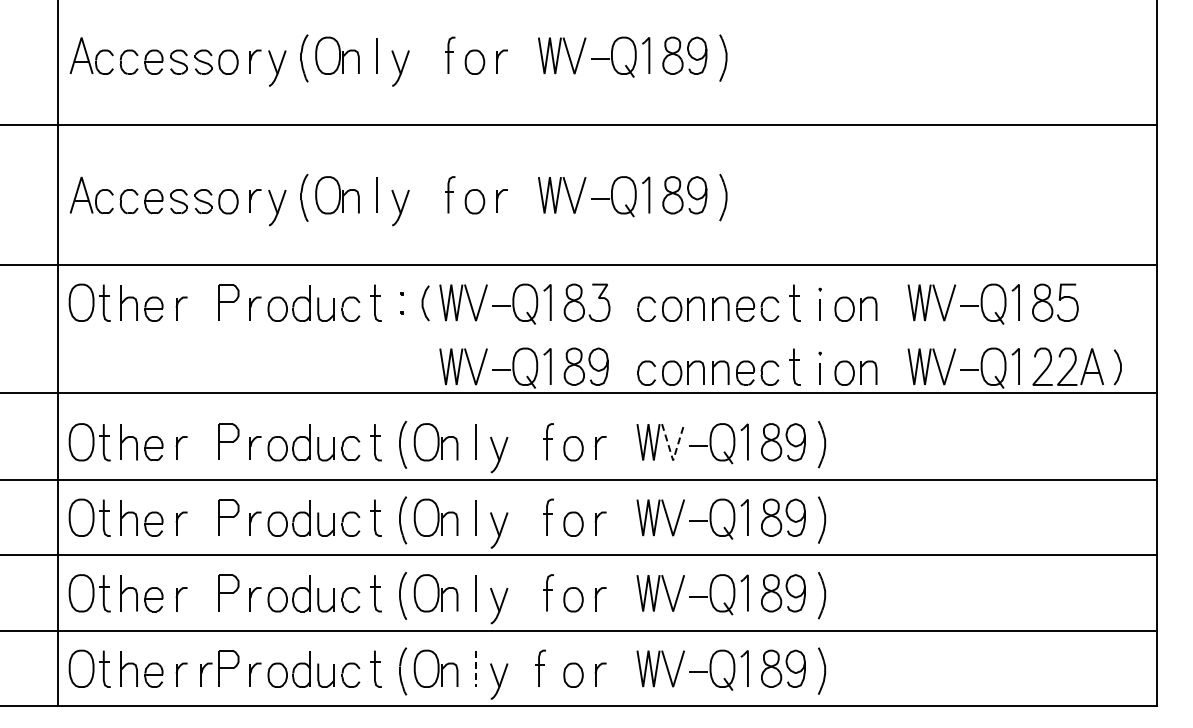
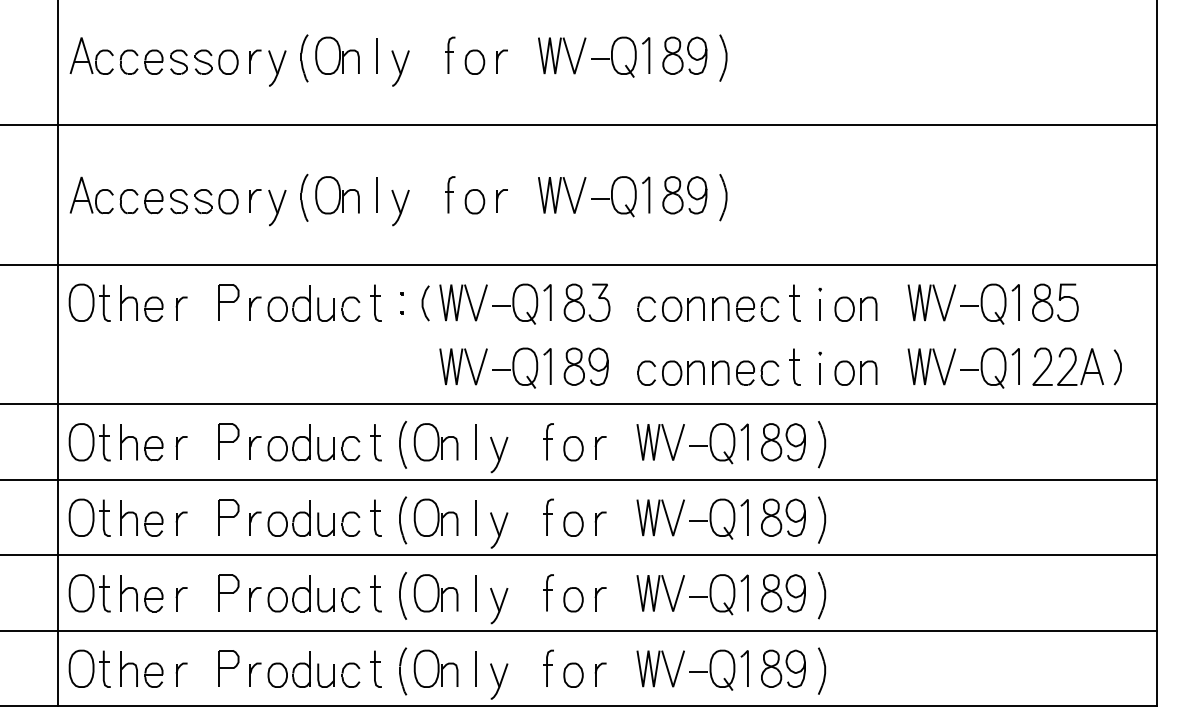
line position: (579, 393) -> (579, 404) (579, 404)
line: dashed -> solid (673, 460)
part position: (540, 667) -> (548, 667) (548, 667)
line: dashed -> solid (475, 669)
part: present -> none (206, 674)
